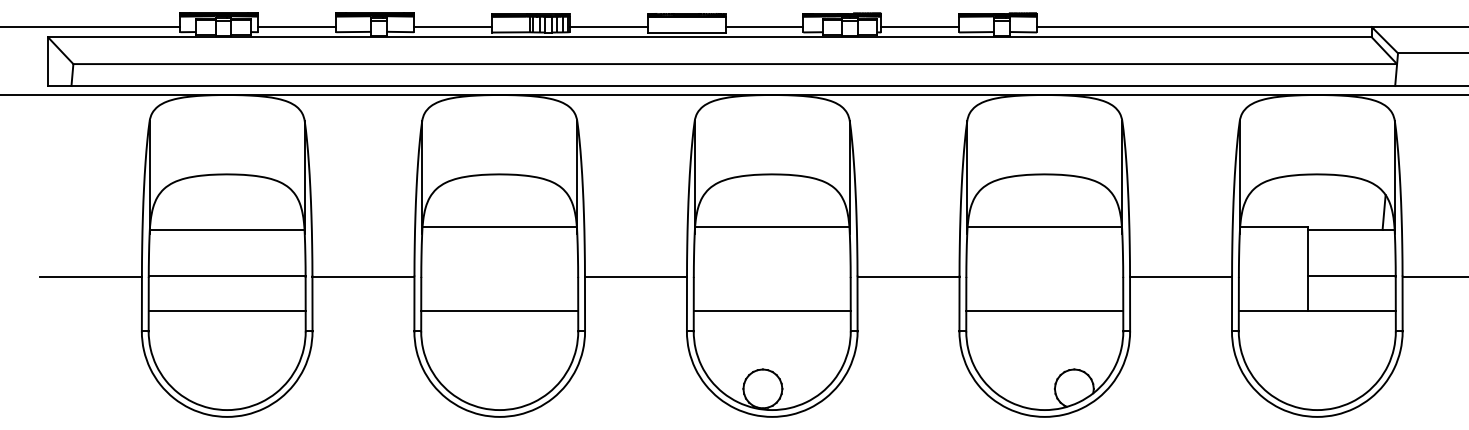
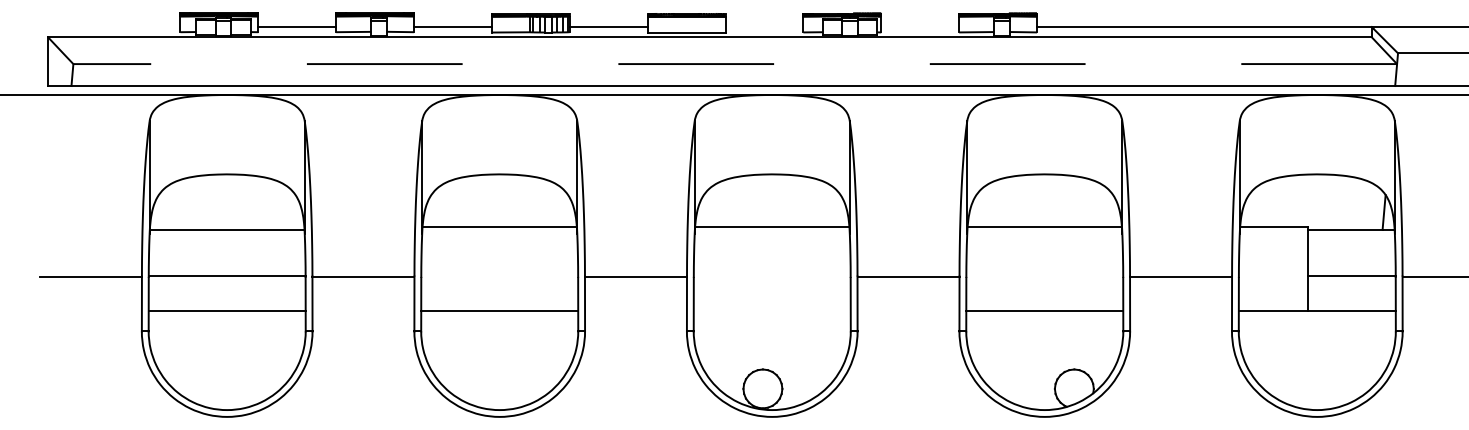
line: present -> none (91, 27)
line: present -> none (764, 27)
line: present -> none (920, 27)
line: solid -> dashed (735, 64)
line: present -> none (771, 311)
